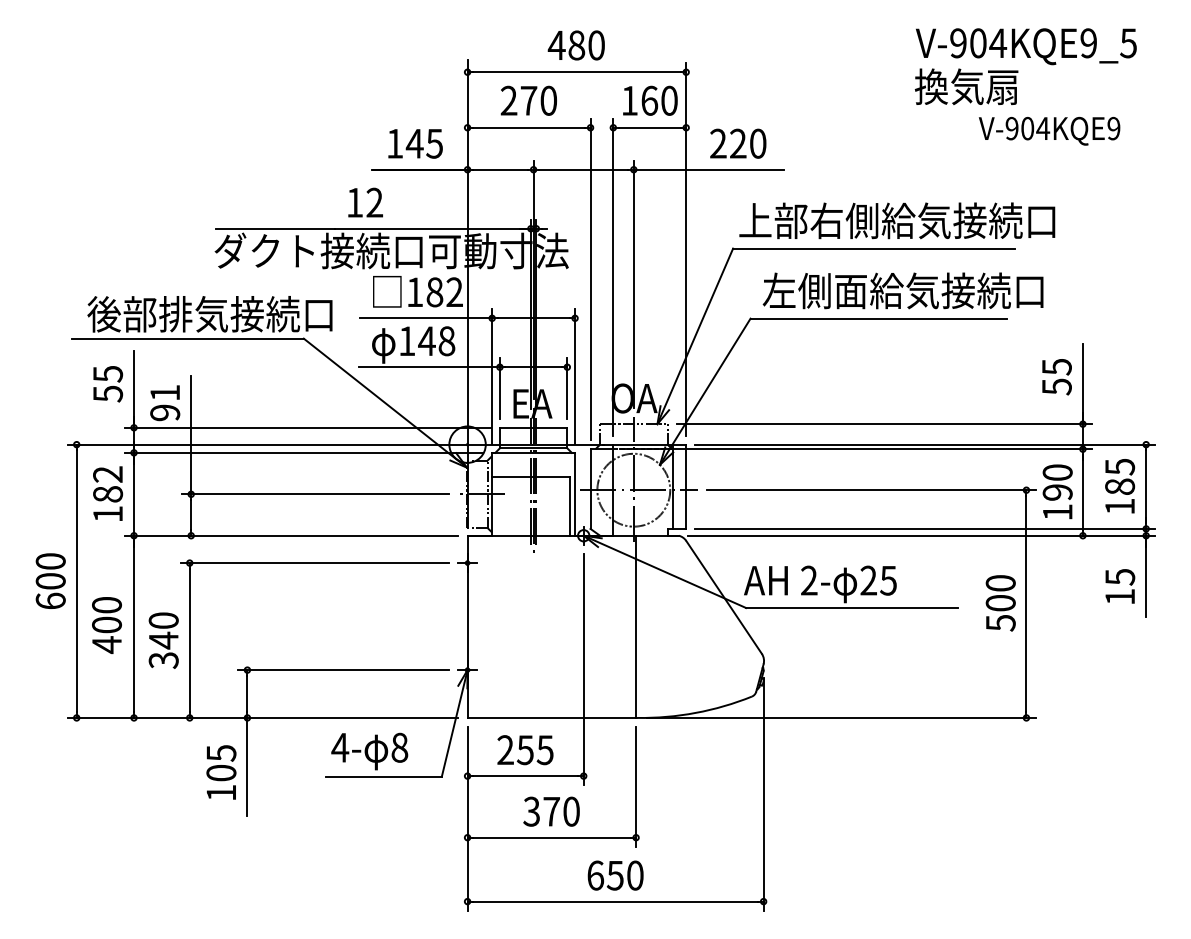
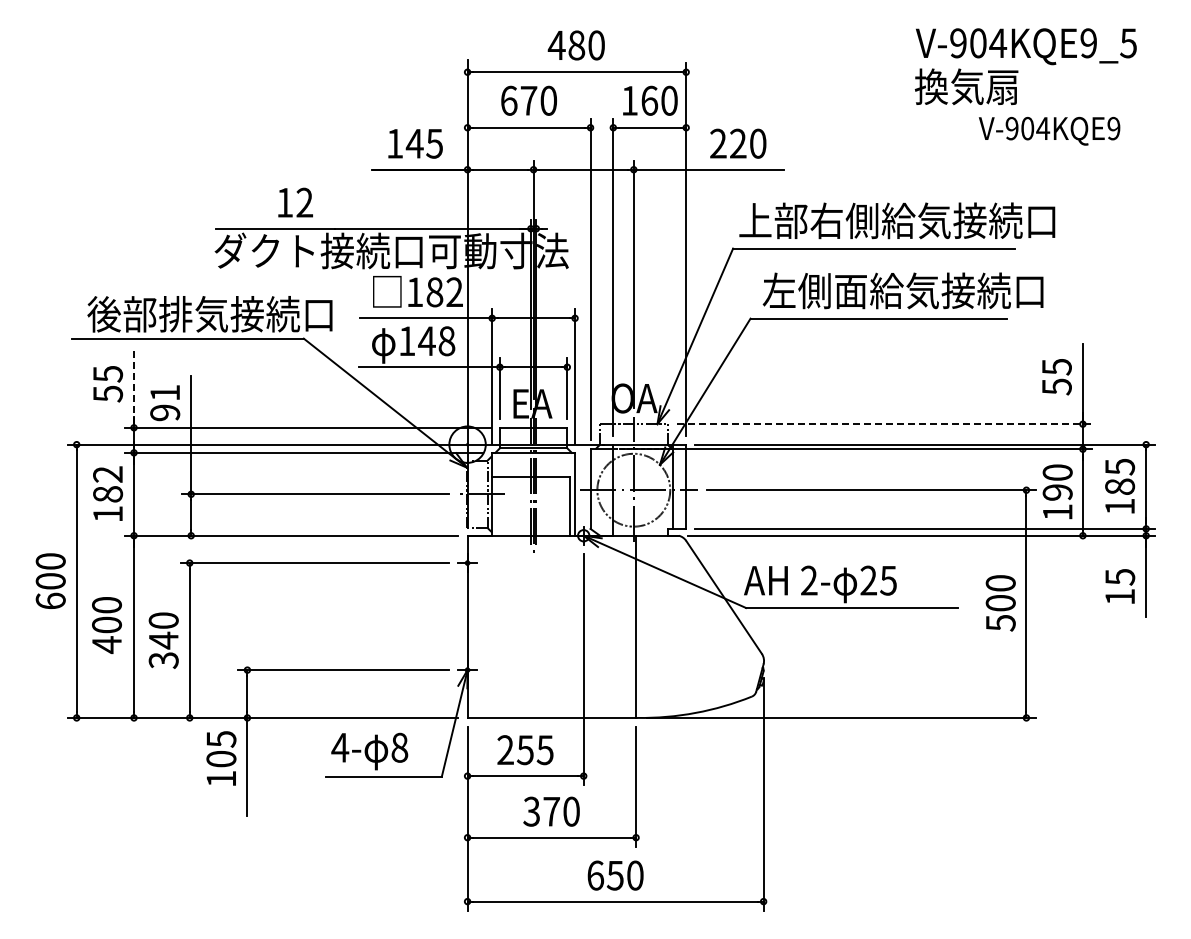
text: 270 -> 670 (508, 100)
text position: (365, 202) -> (295, 202) (295, 202)
line: solid -> dashed (134, 390)
line: solid -> dashed (884, 424)
text position: (221, 772) -> (221, 758) (221, 758)
